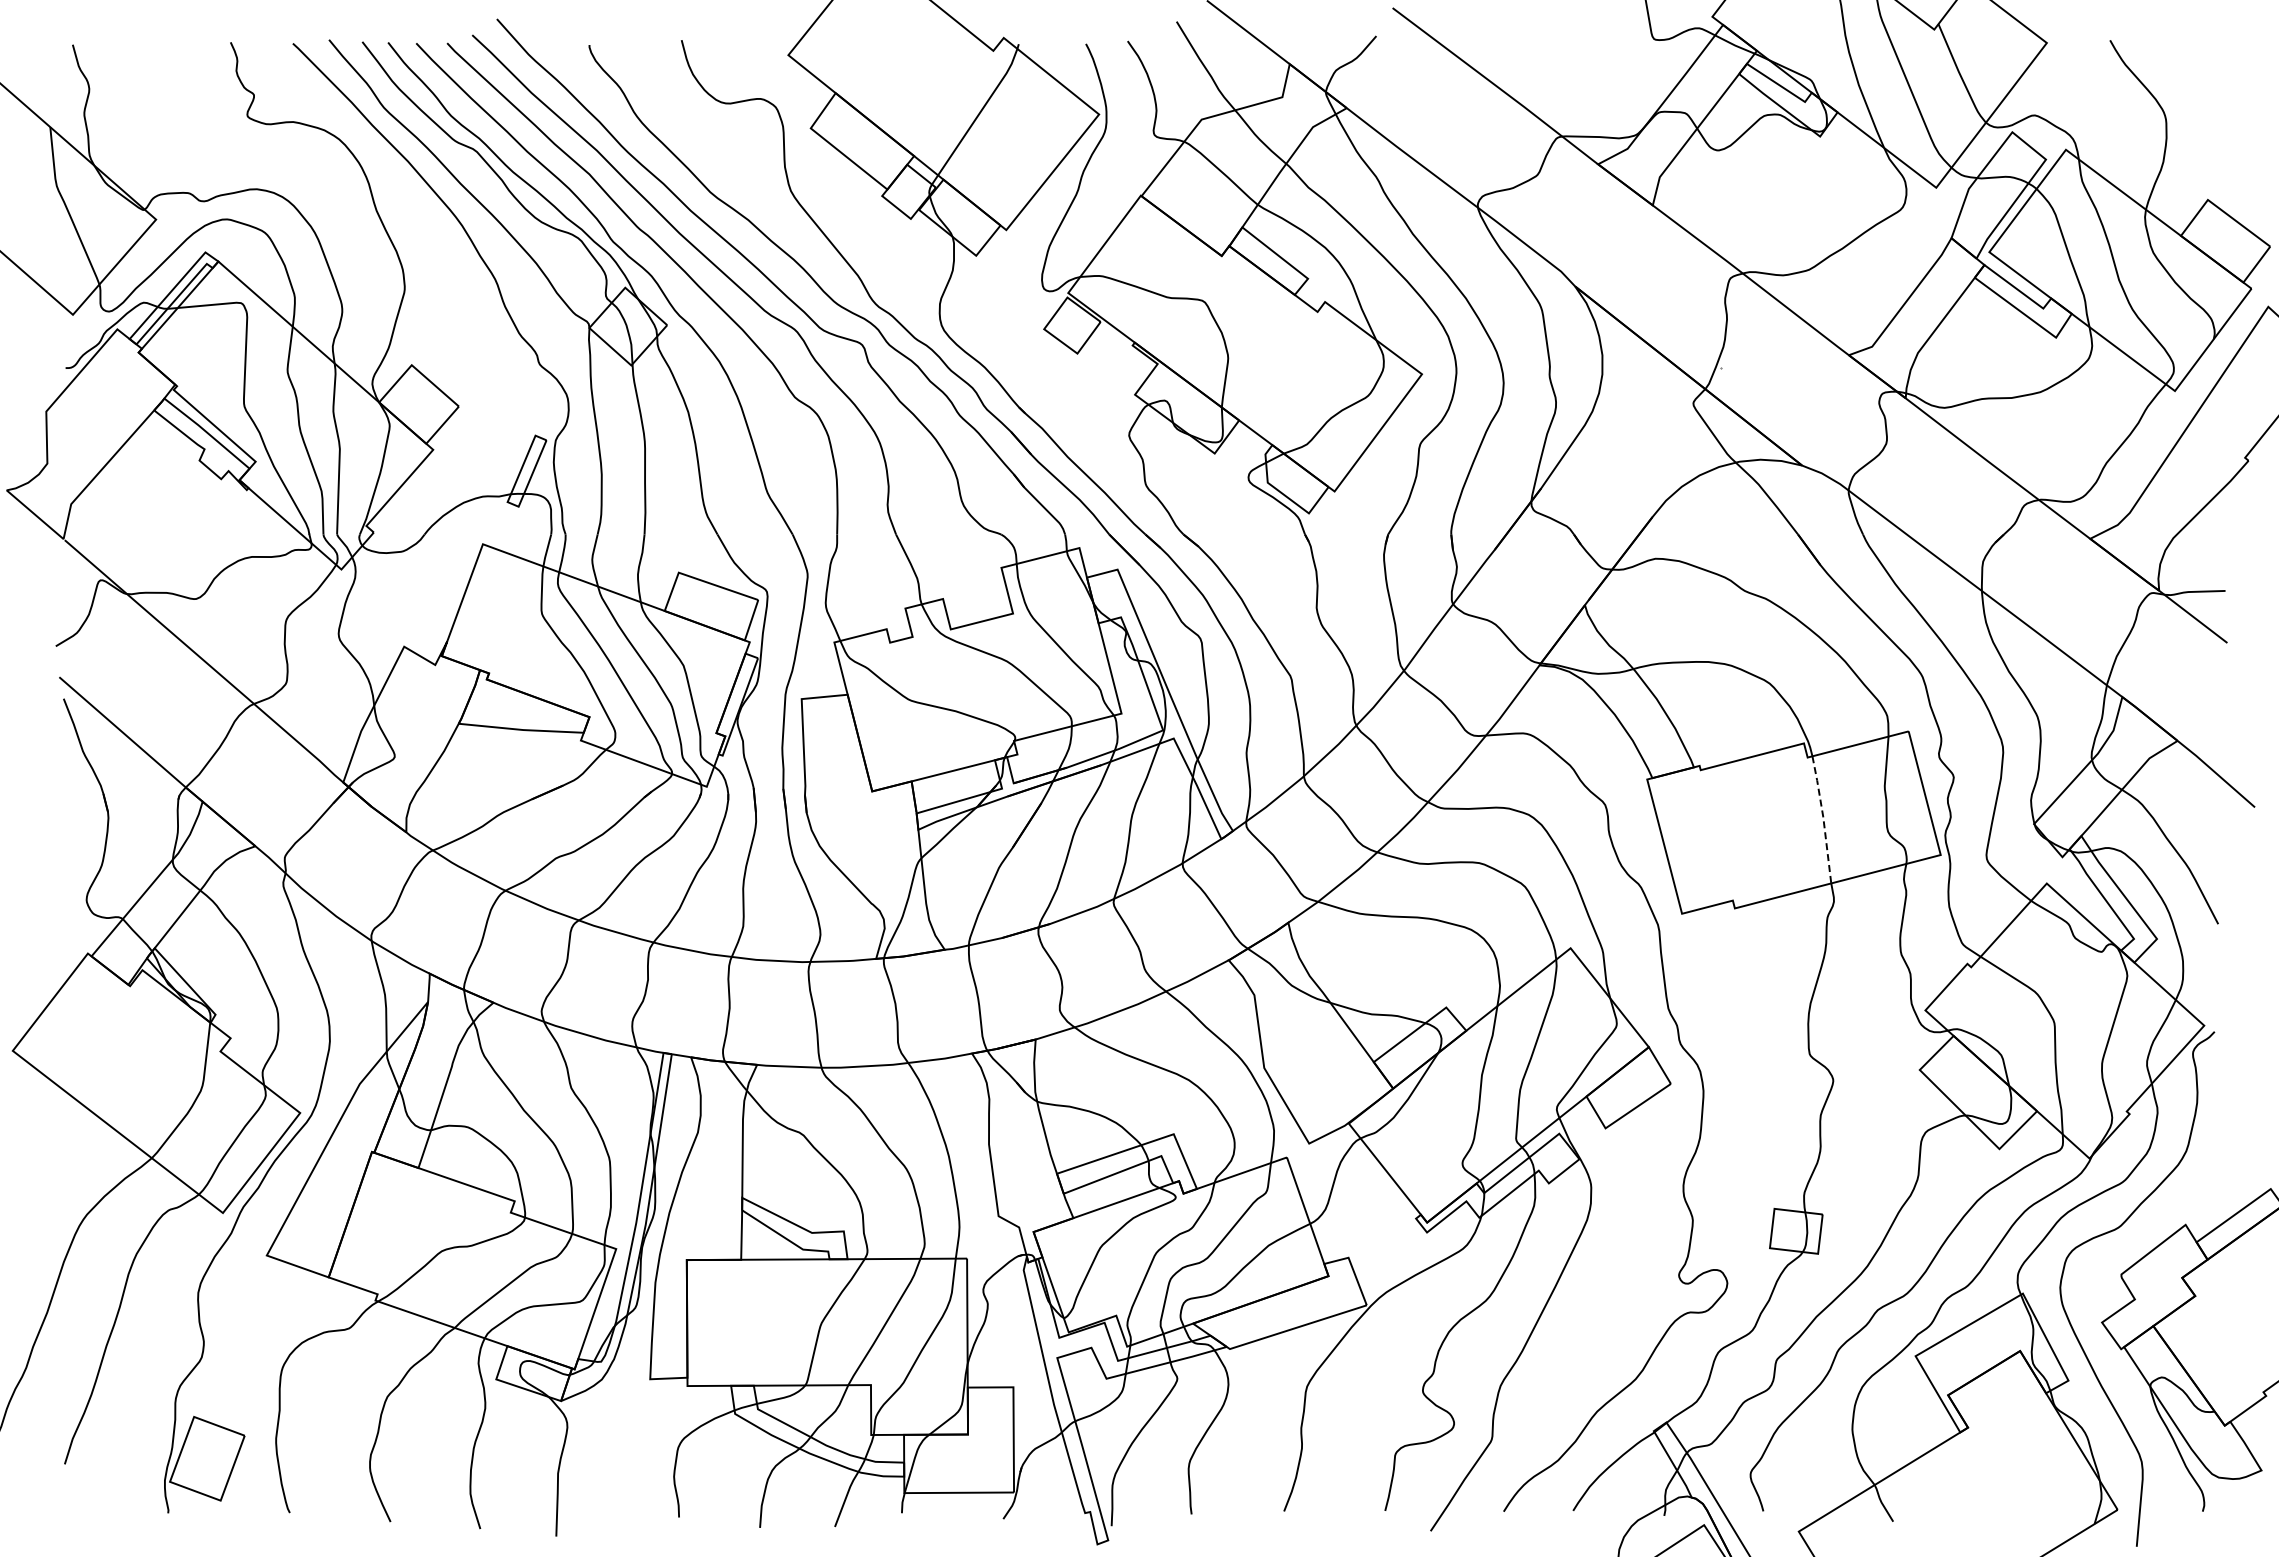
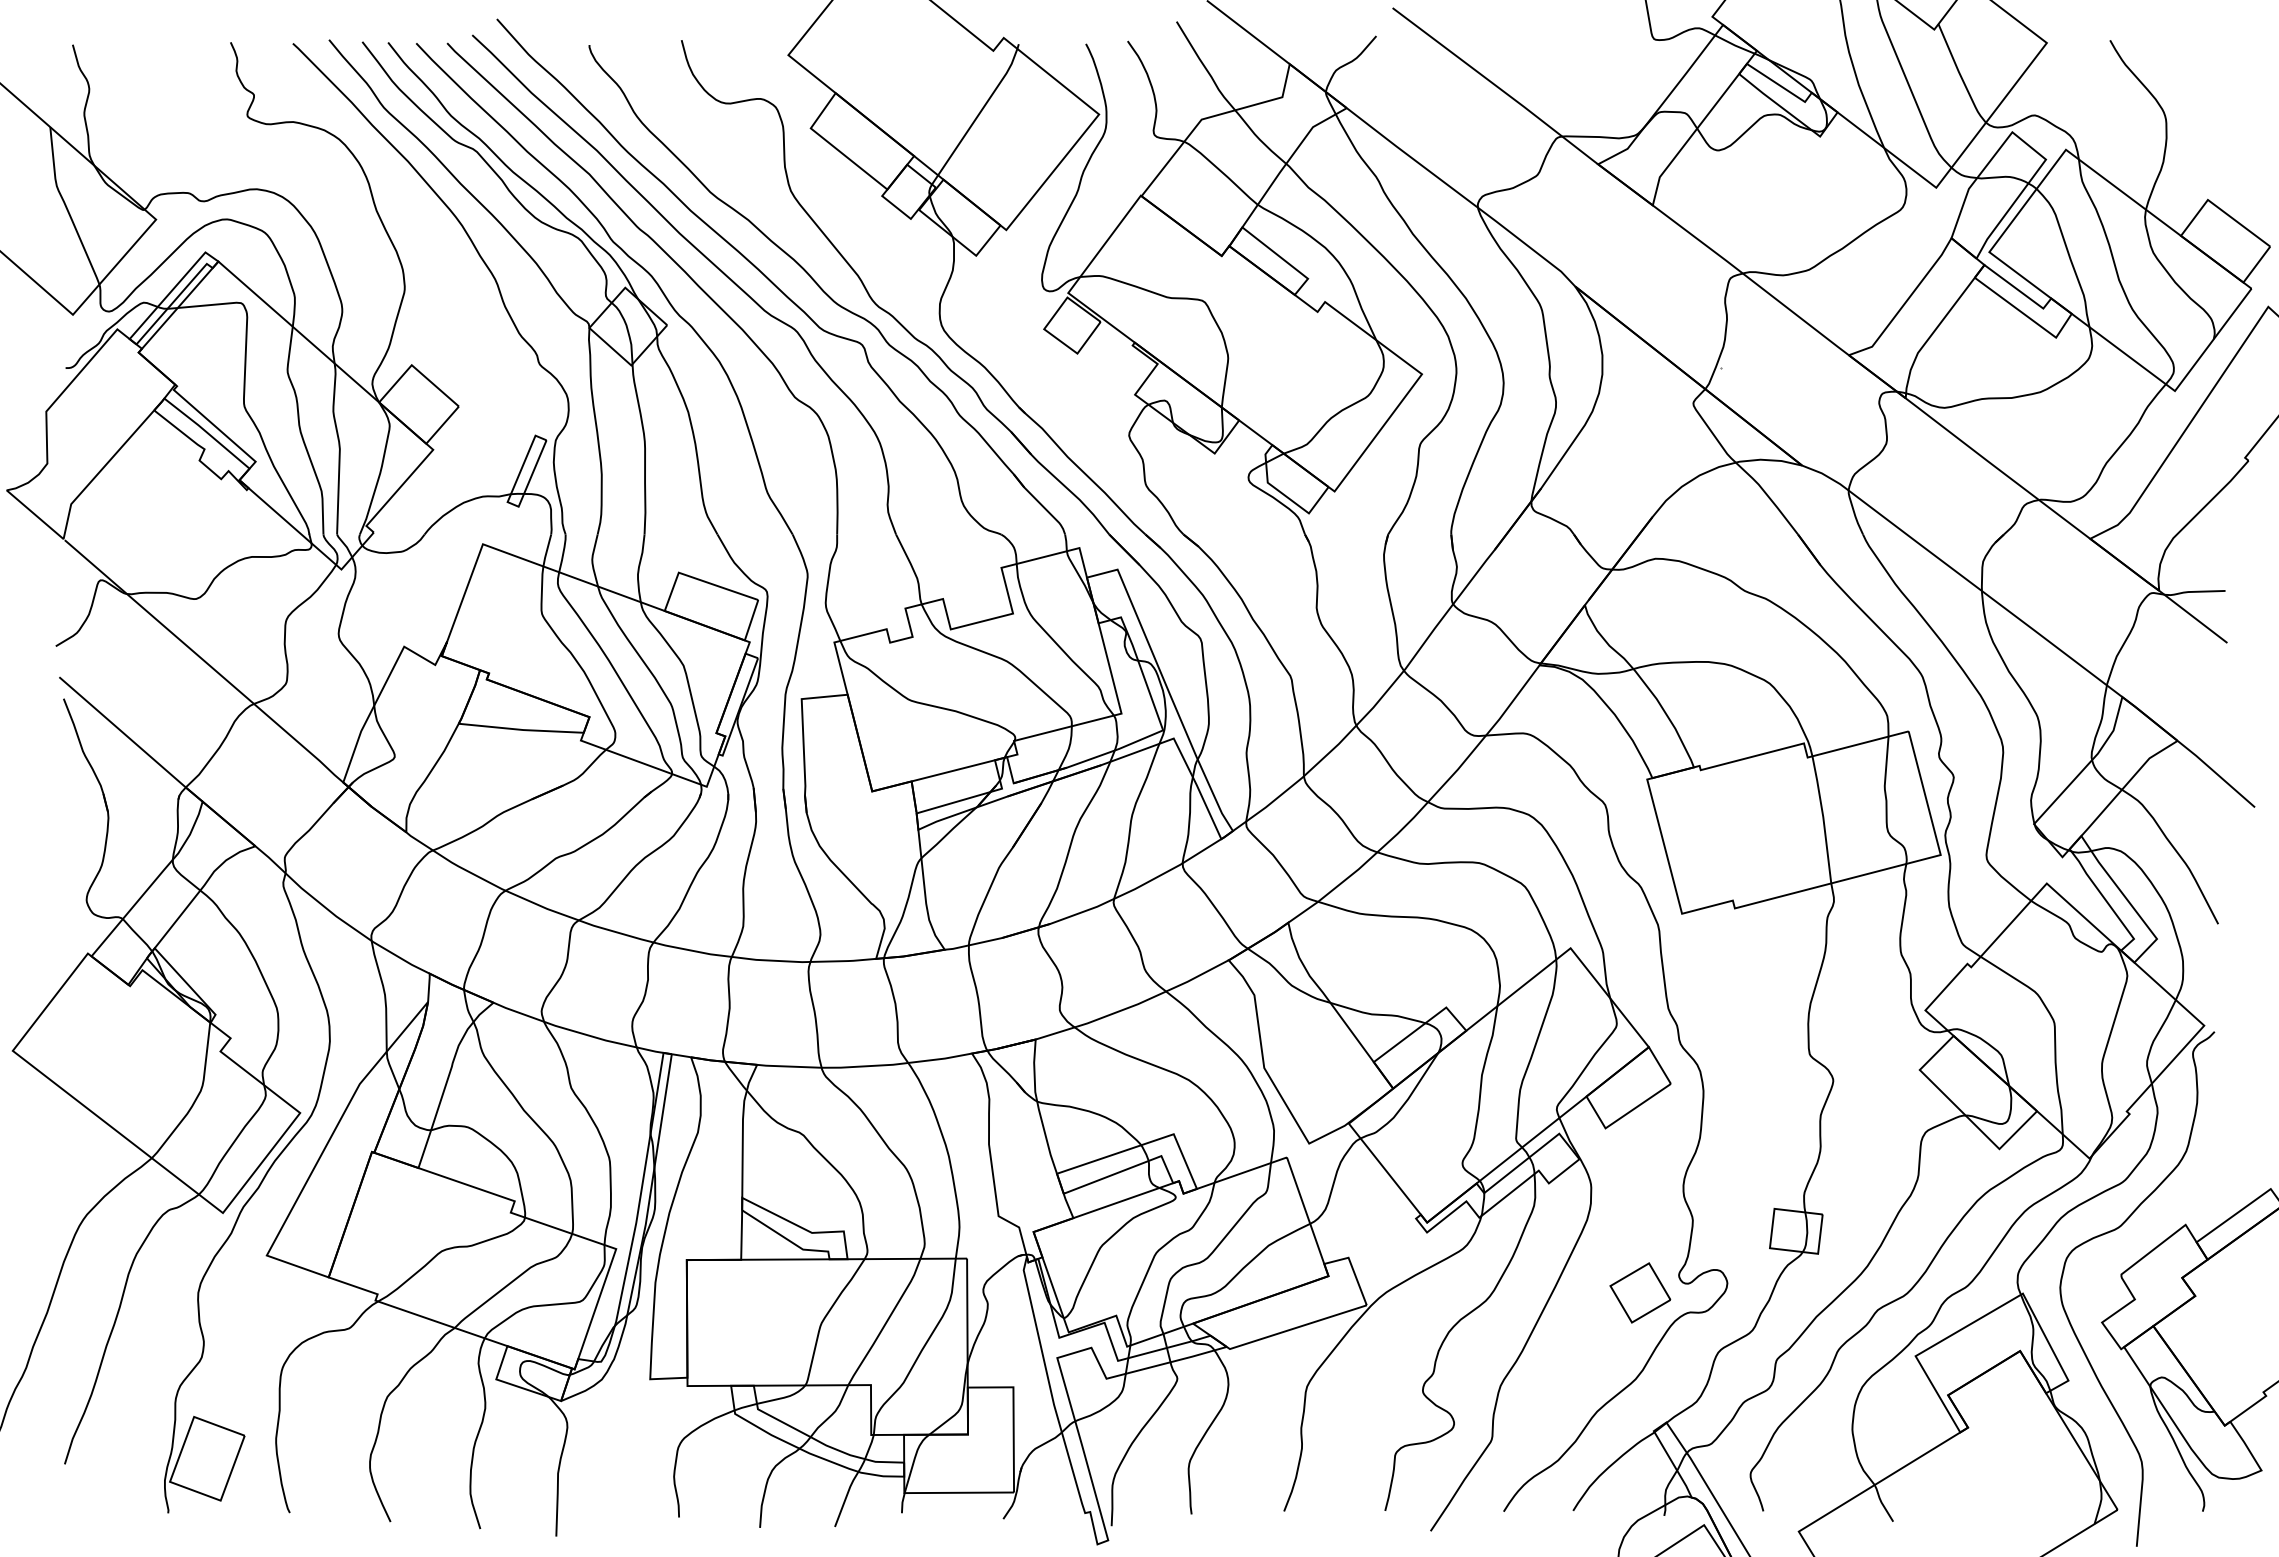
line: dashed -> solid (1823, 818)
part: none -> present (1640, 1292)
